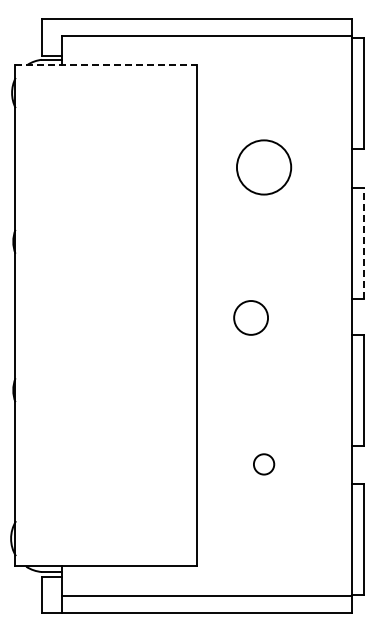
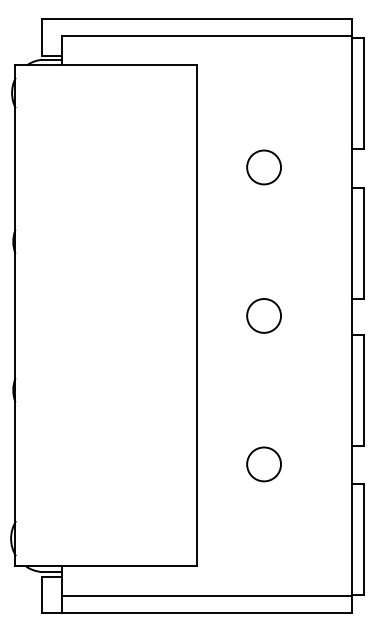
line: dashed -> solid (106, 65)
circle diameter: 54 px -> 34 px (264, 167)
line: dashed -> solid (363, 243)
circle position: (250, 317) -> (263, 315) (263, 315)
circle diameter: 20 px -> 34 px (264, 464)
